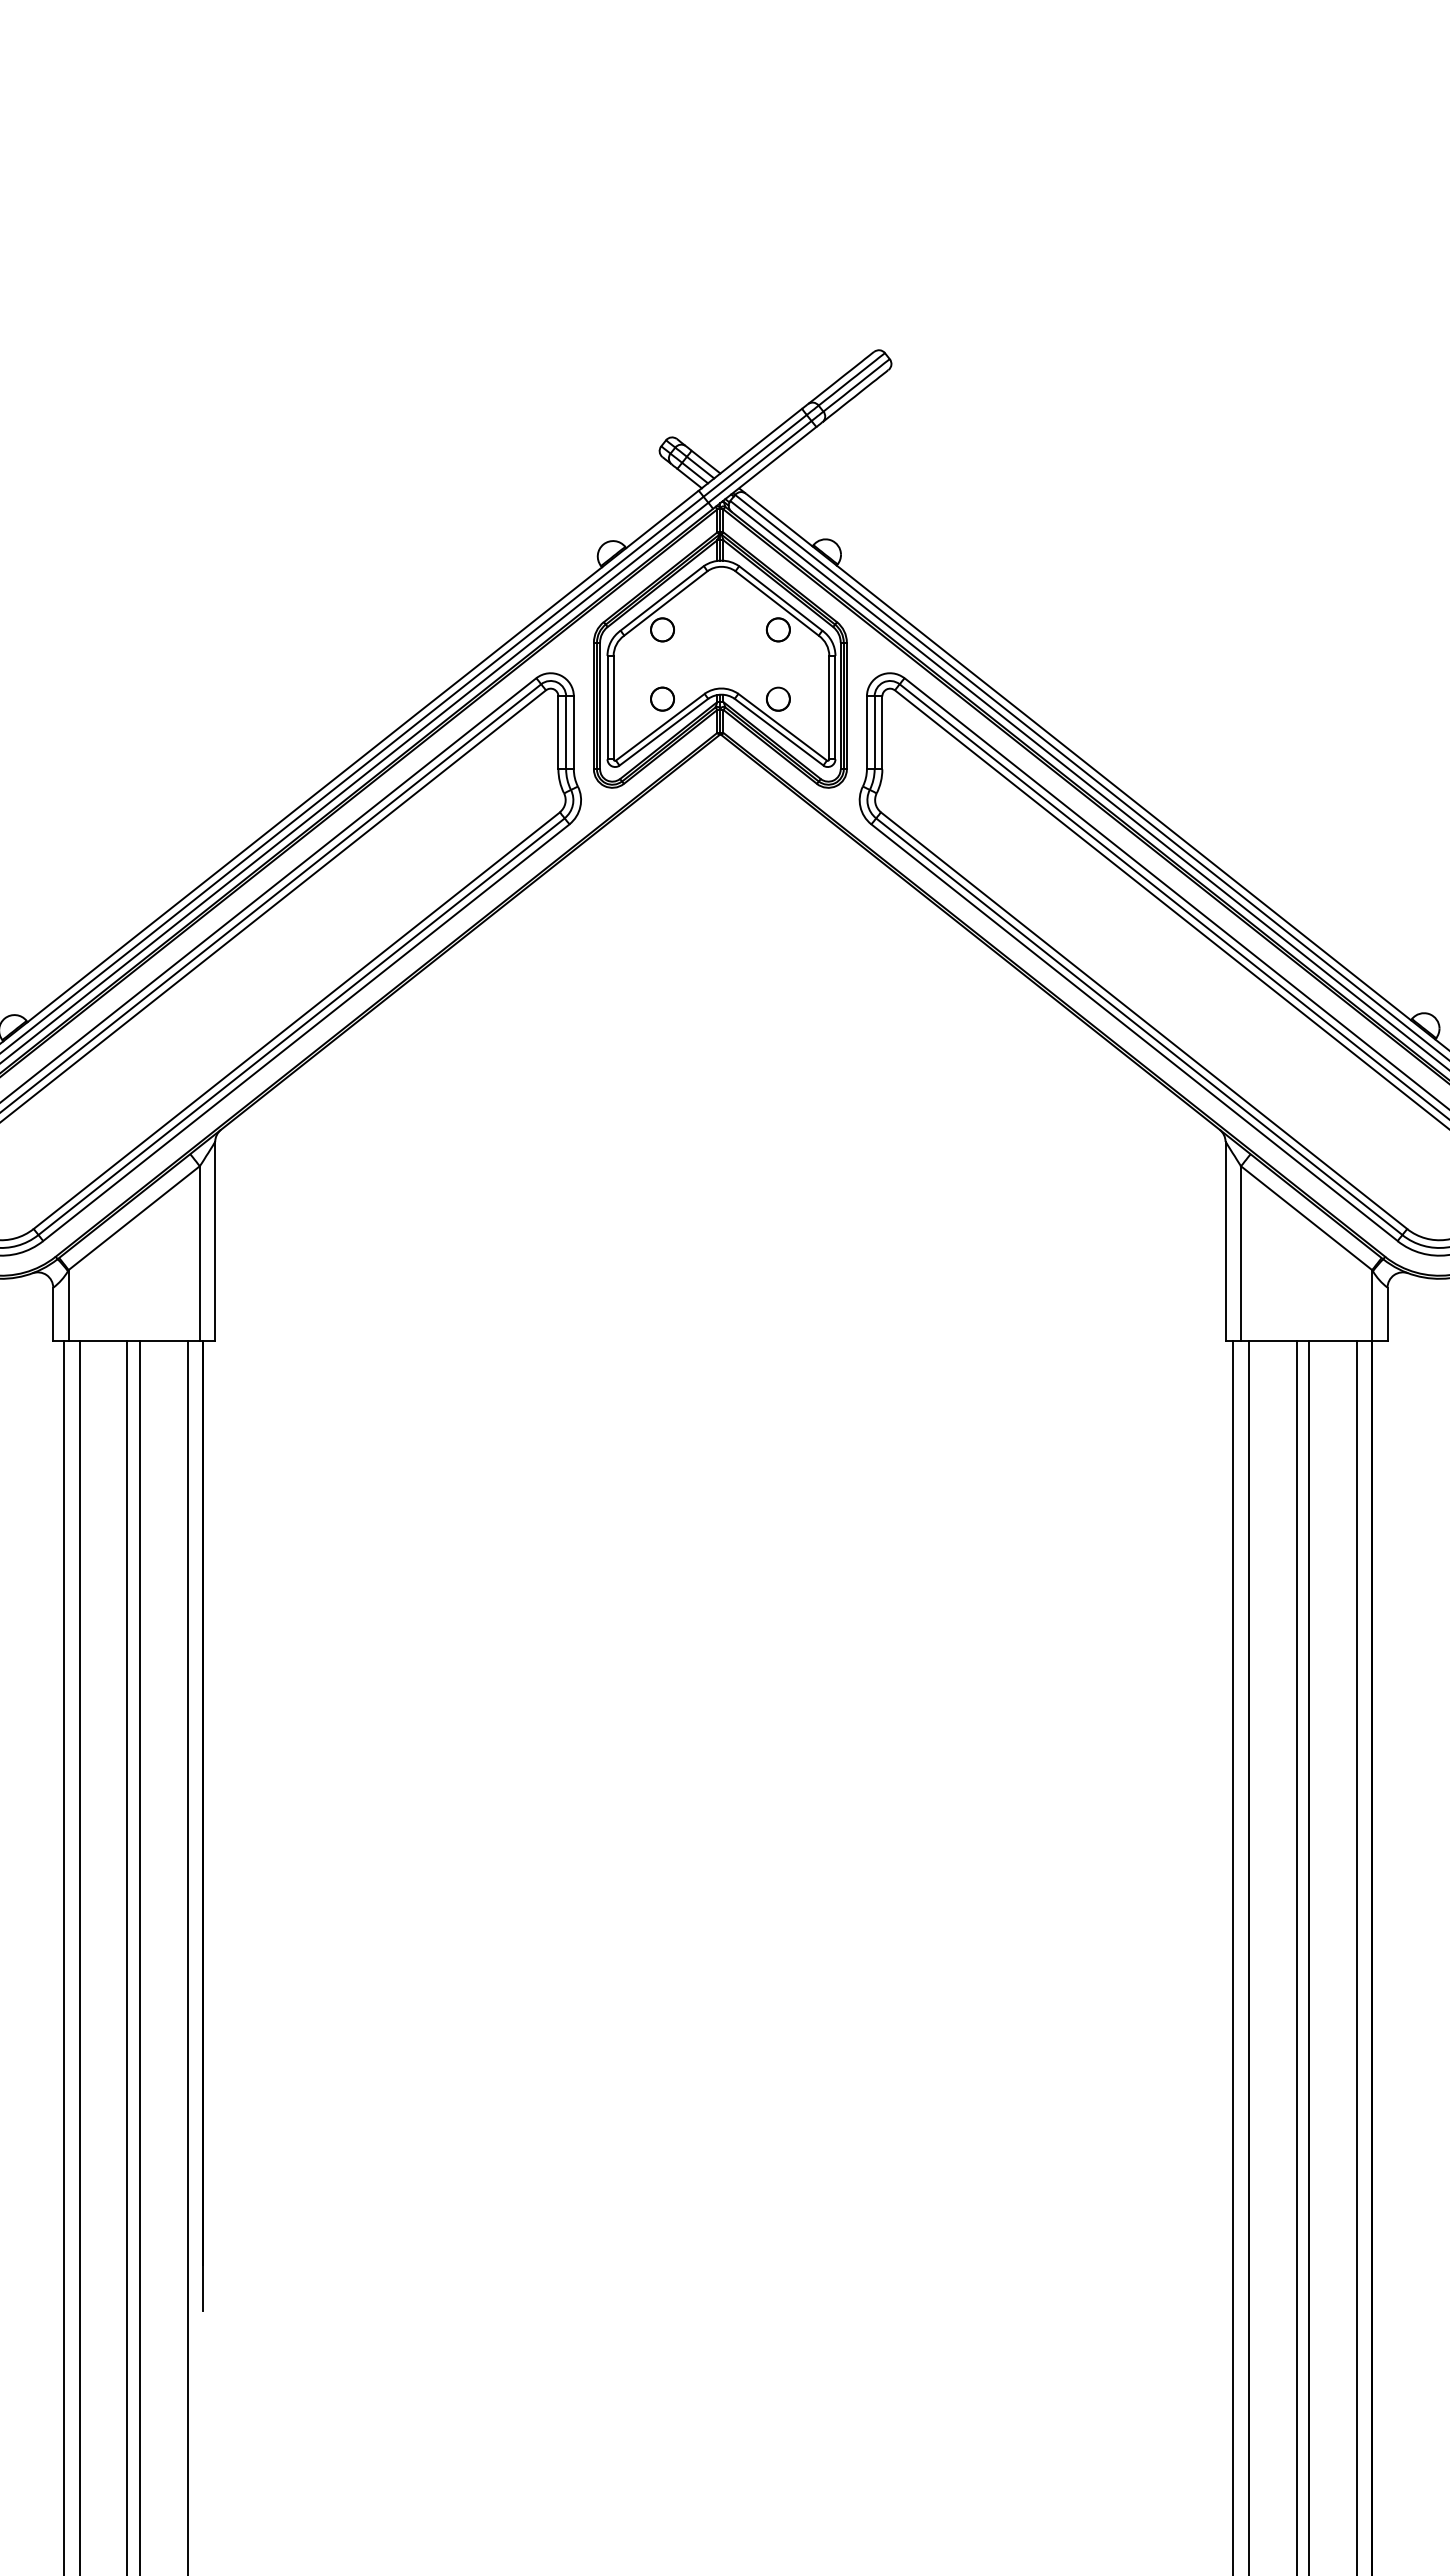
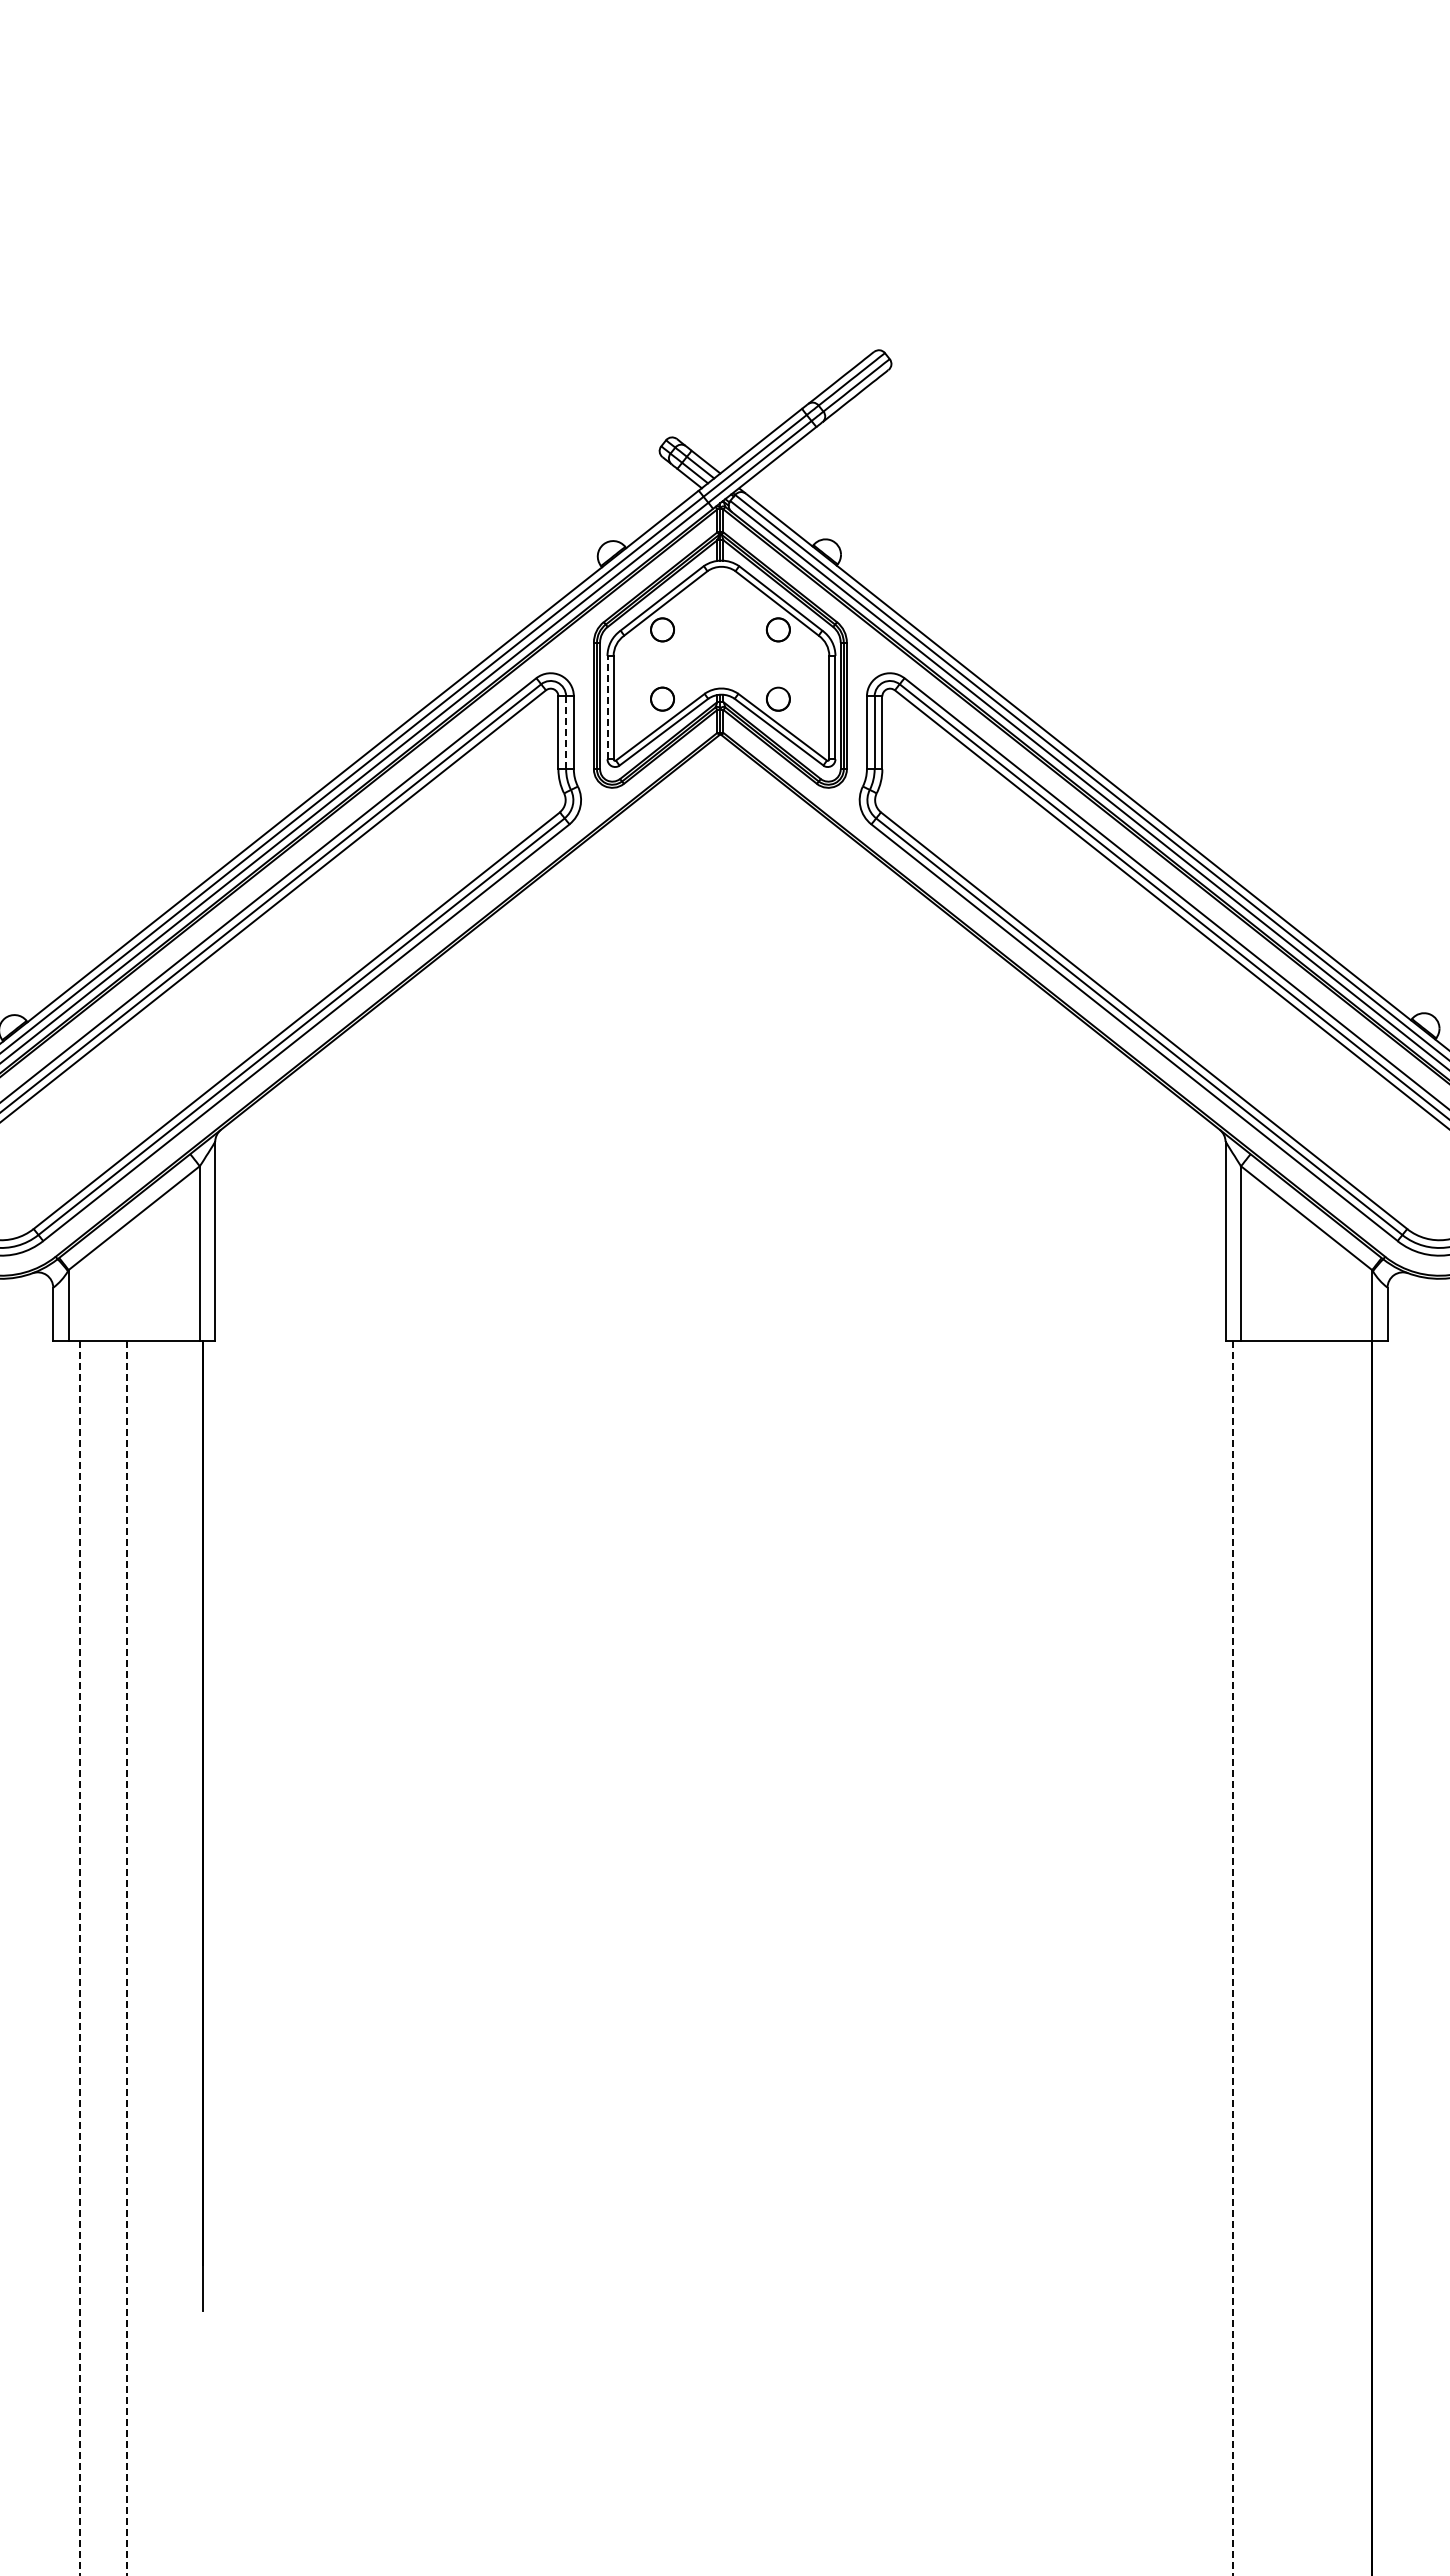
line: solid -> dashed (607, 707)
line: solid -> dashed (566, 732)
line: present -> none (64, 1956)
line: present -> none (139, 1956)
line: present -> none (187, 1956)
line: present -> none (1248, 1956)
line: present -> none (1296, 1956)
line: present -> none (1309, 1956)
line: present -> none (1356, 1956)
line: solid -> dashed (79, 1958)
line: solid -> dashed (127, 1958)
line: solid -> dashed (1233, 1958)
